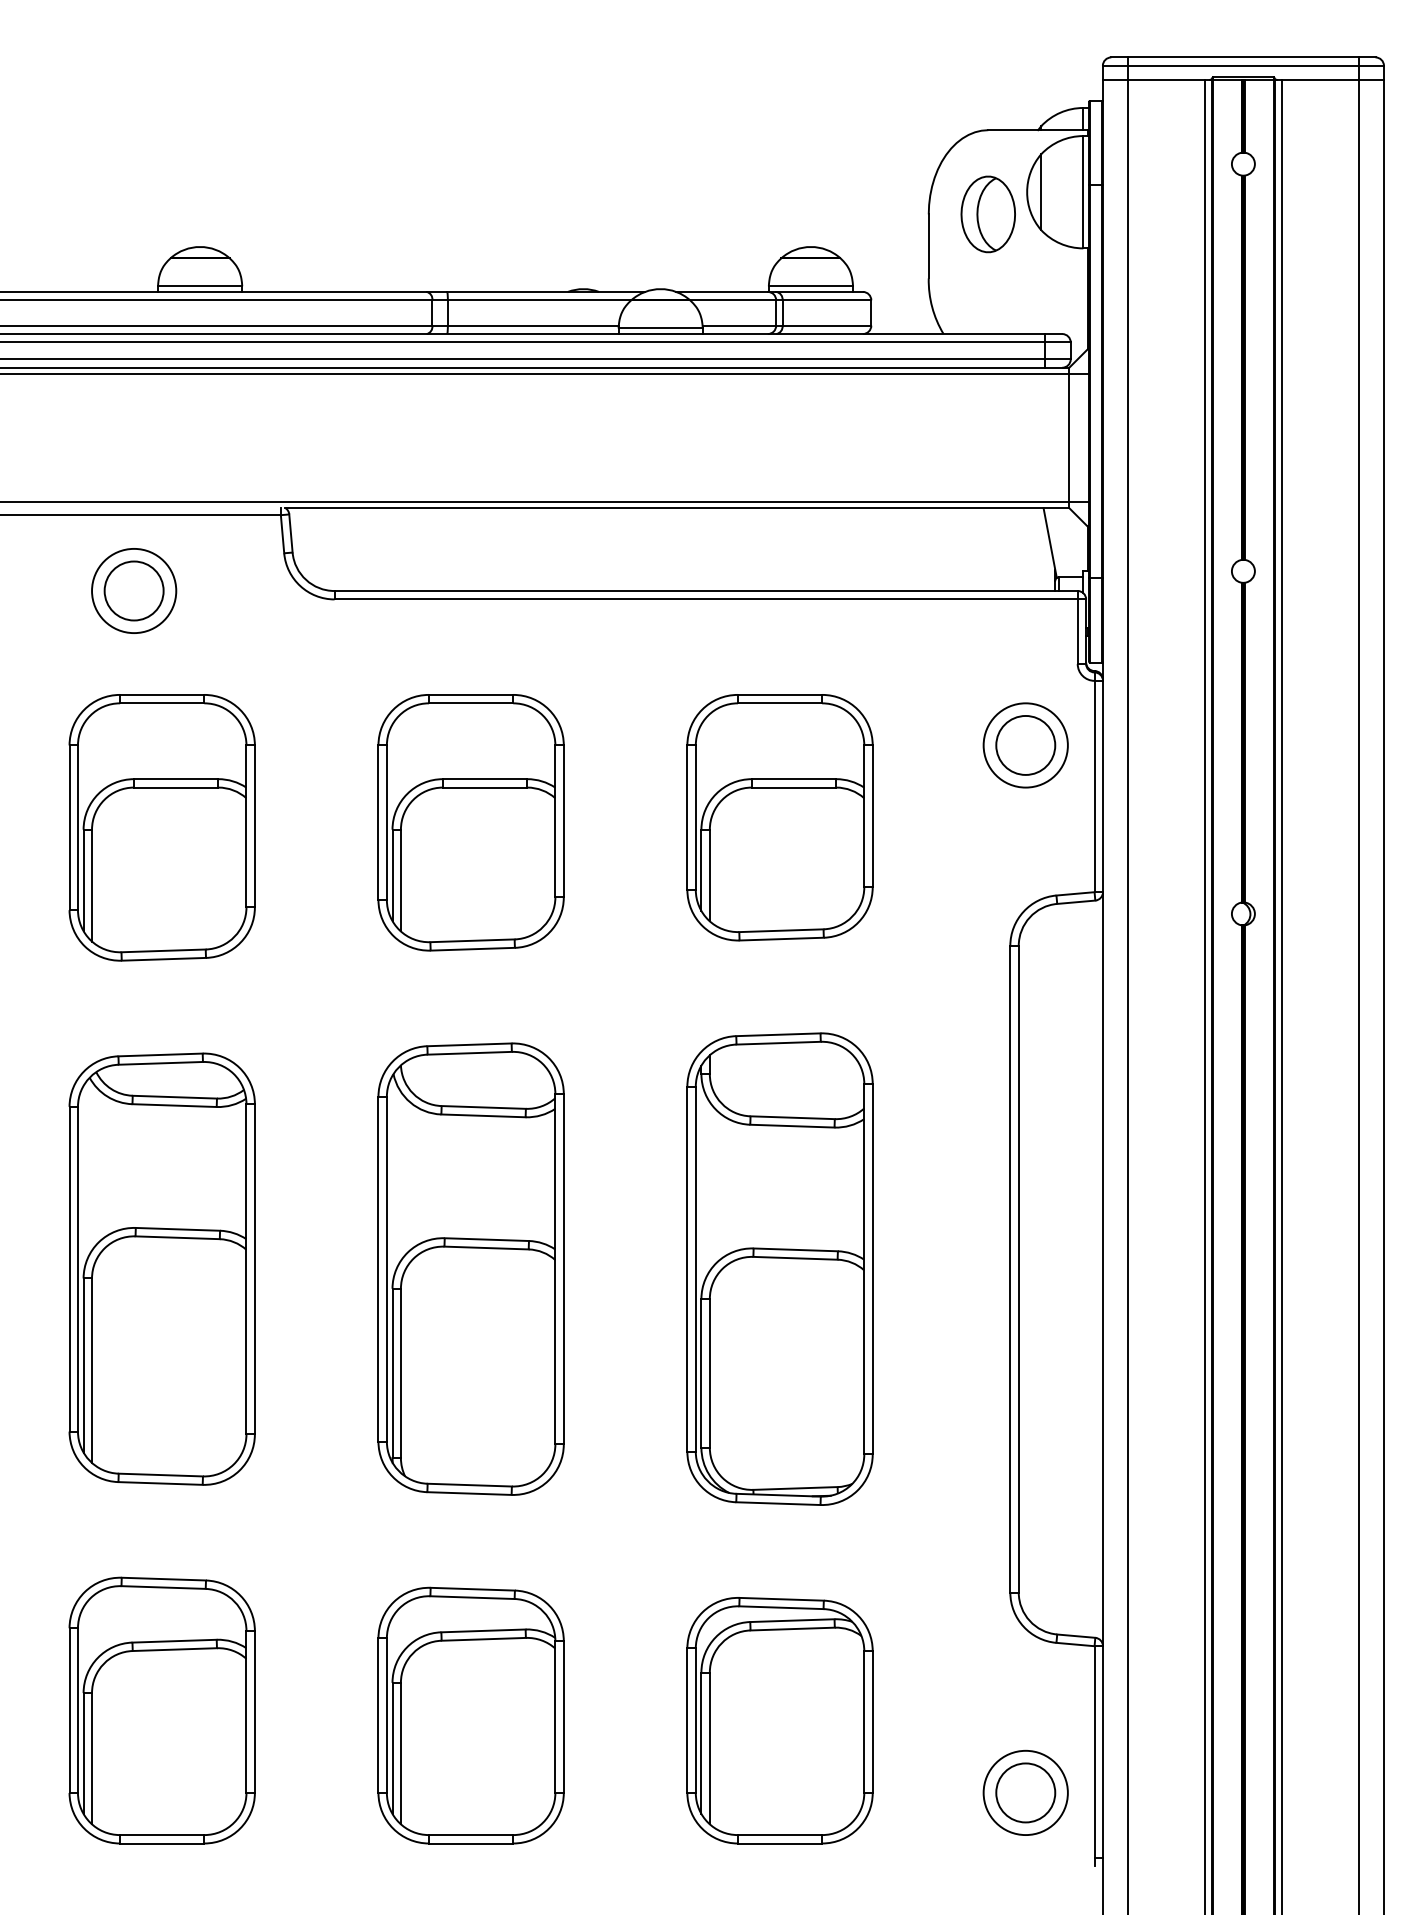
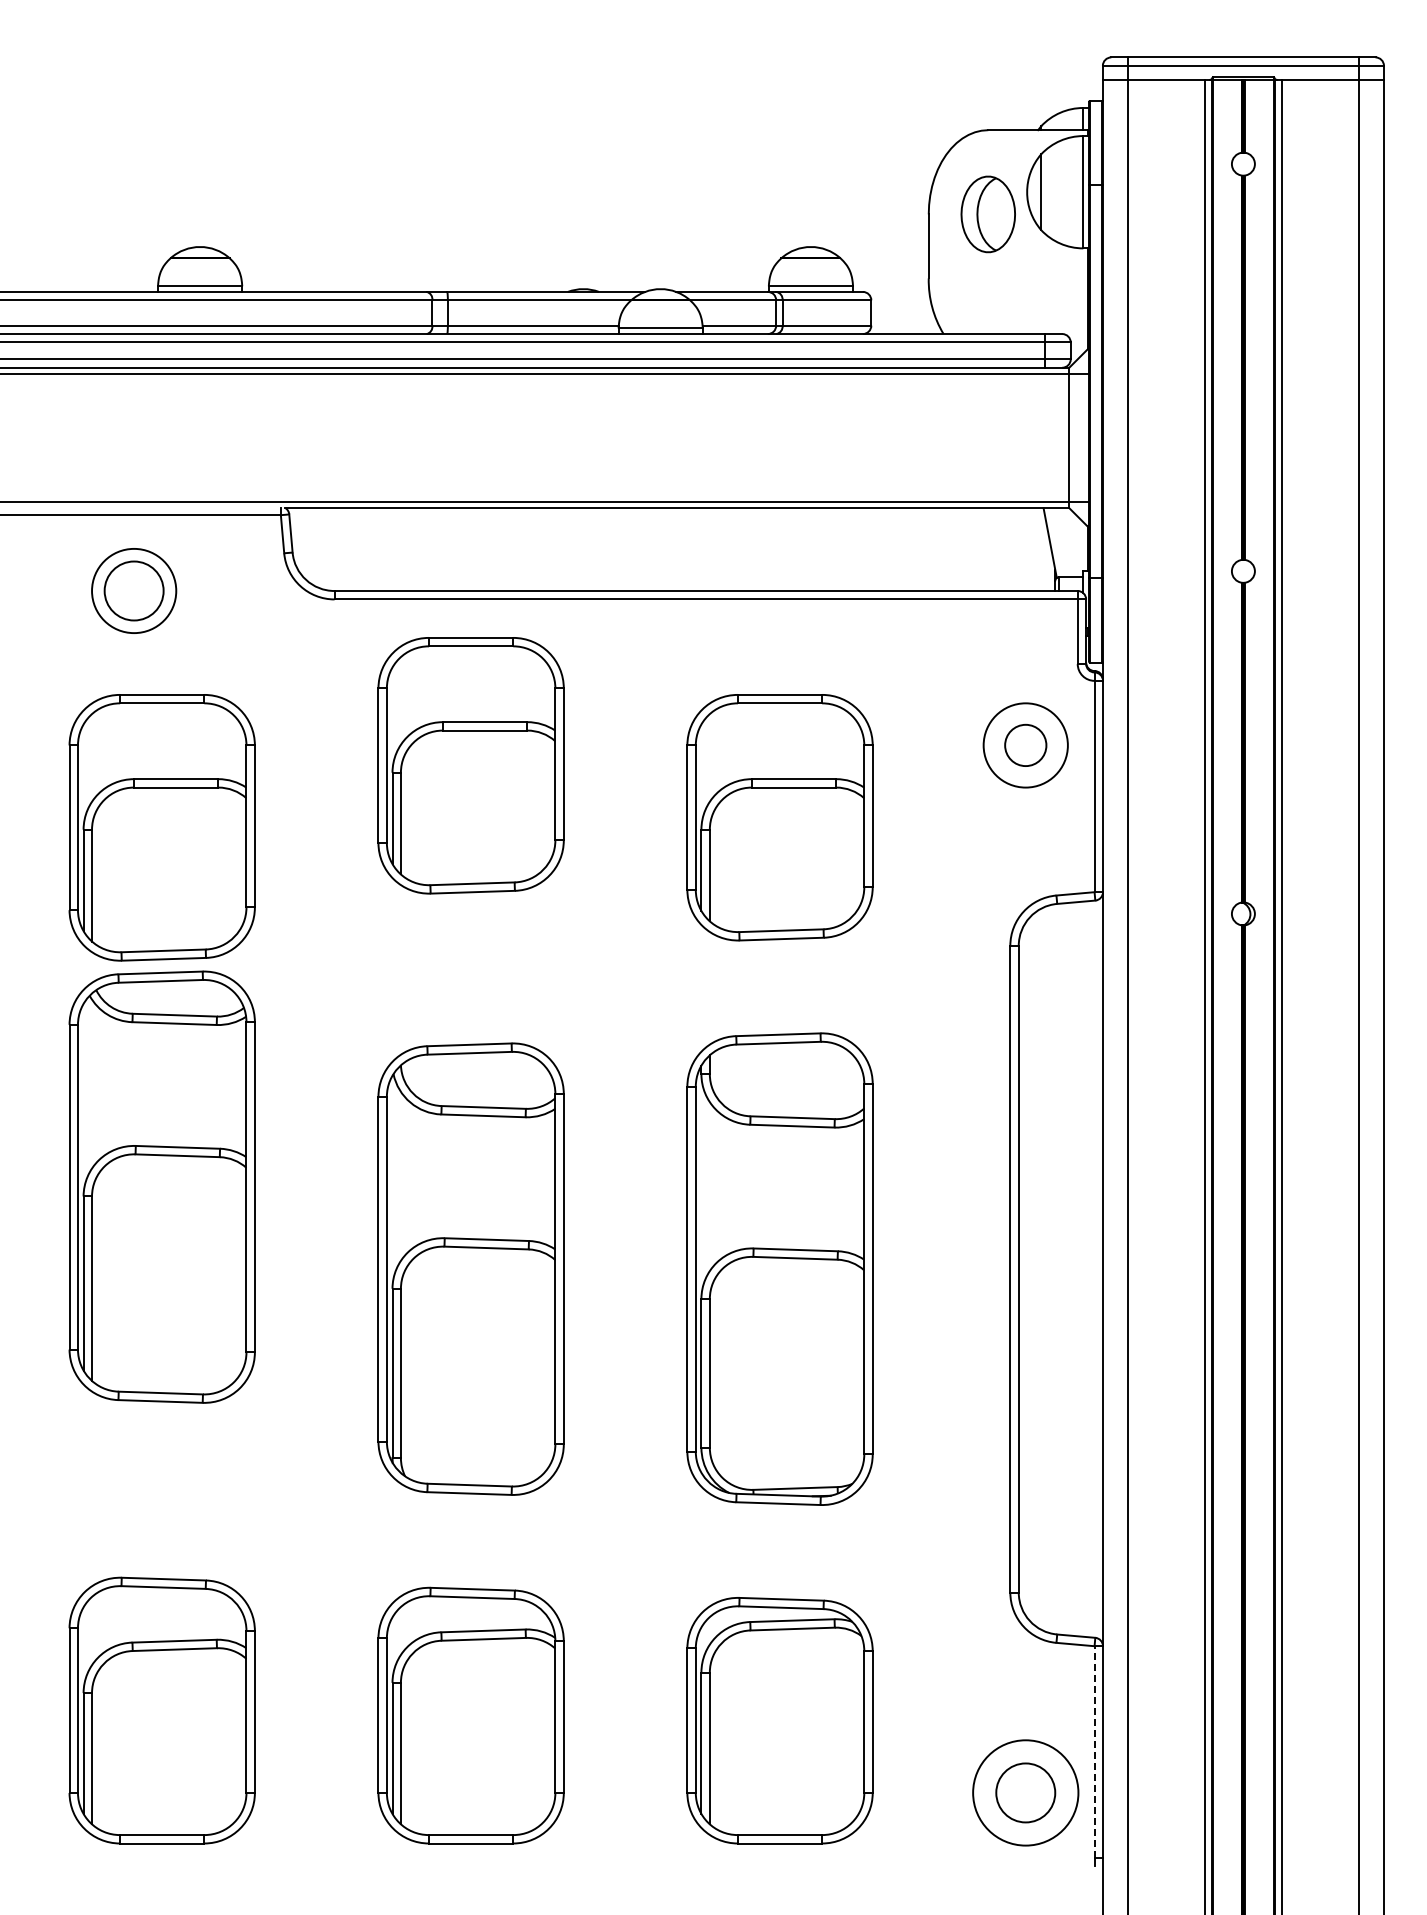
circle diameter: 59 px -> 41 px (1025, 745)
part position: (470, 822) -> (470, 765) (470, 765)
part position: (161, 1268) -> (161, 1186) (161, 1186)
line: solid -> dashed (1094, 1751)
circle diameter: 84 px -> 105 px (1025, 1792)
